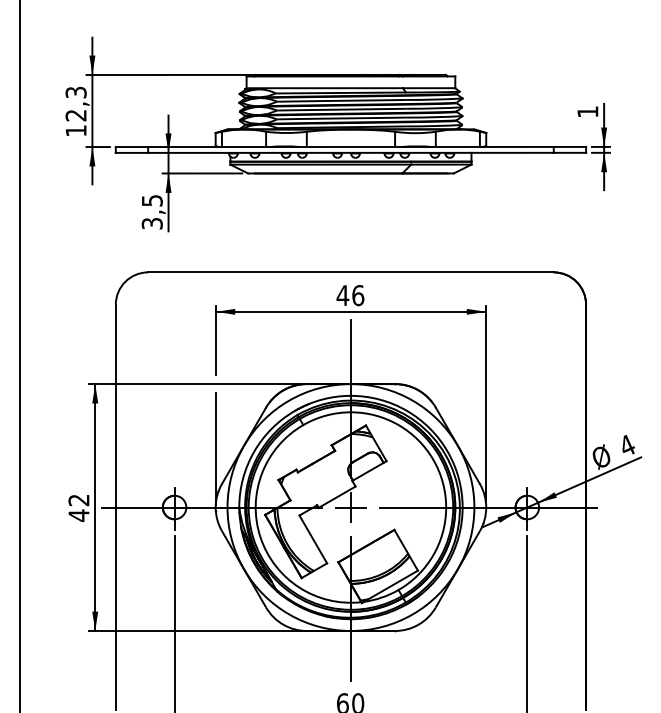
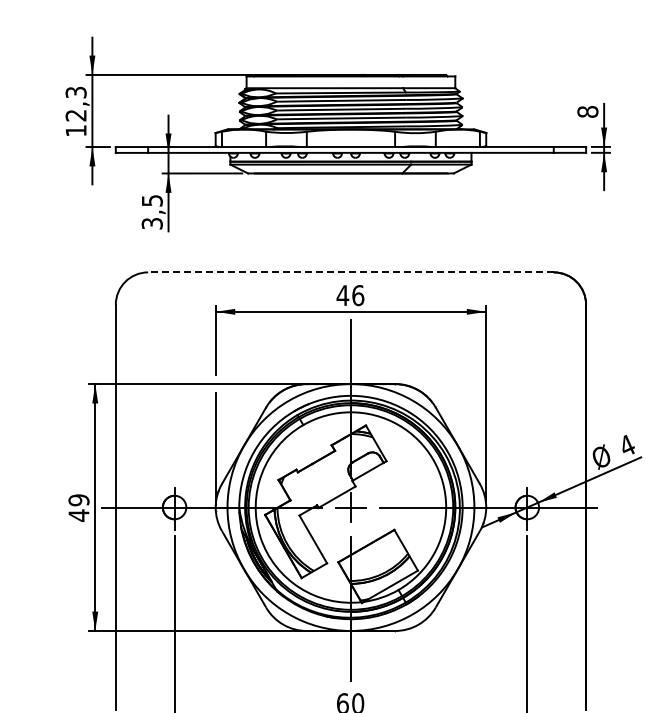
text: 1 -> 8 (587, 111)
line: solid -> dashed (350, 272)
line: present -> none (19, 355)
text: 42 -> 49 (78, 500)
